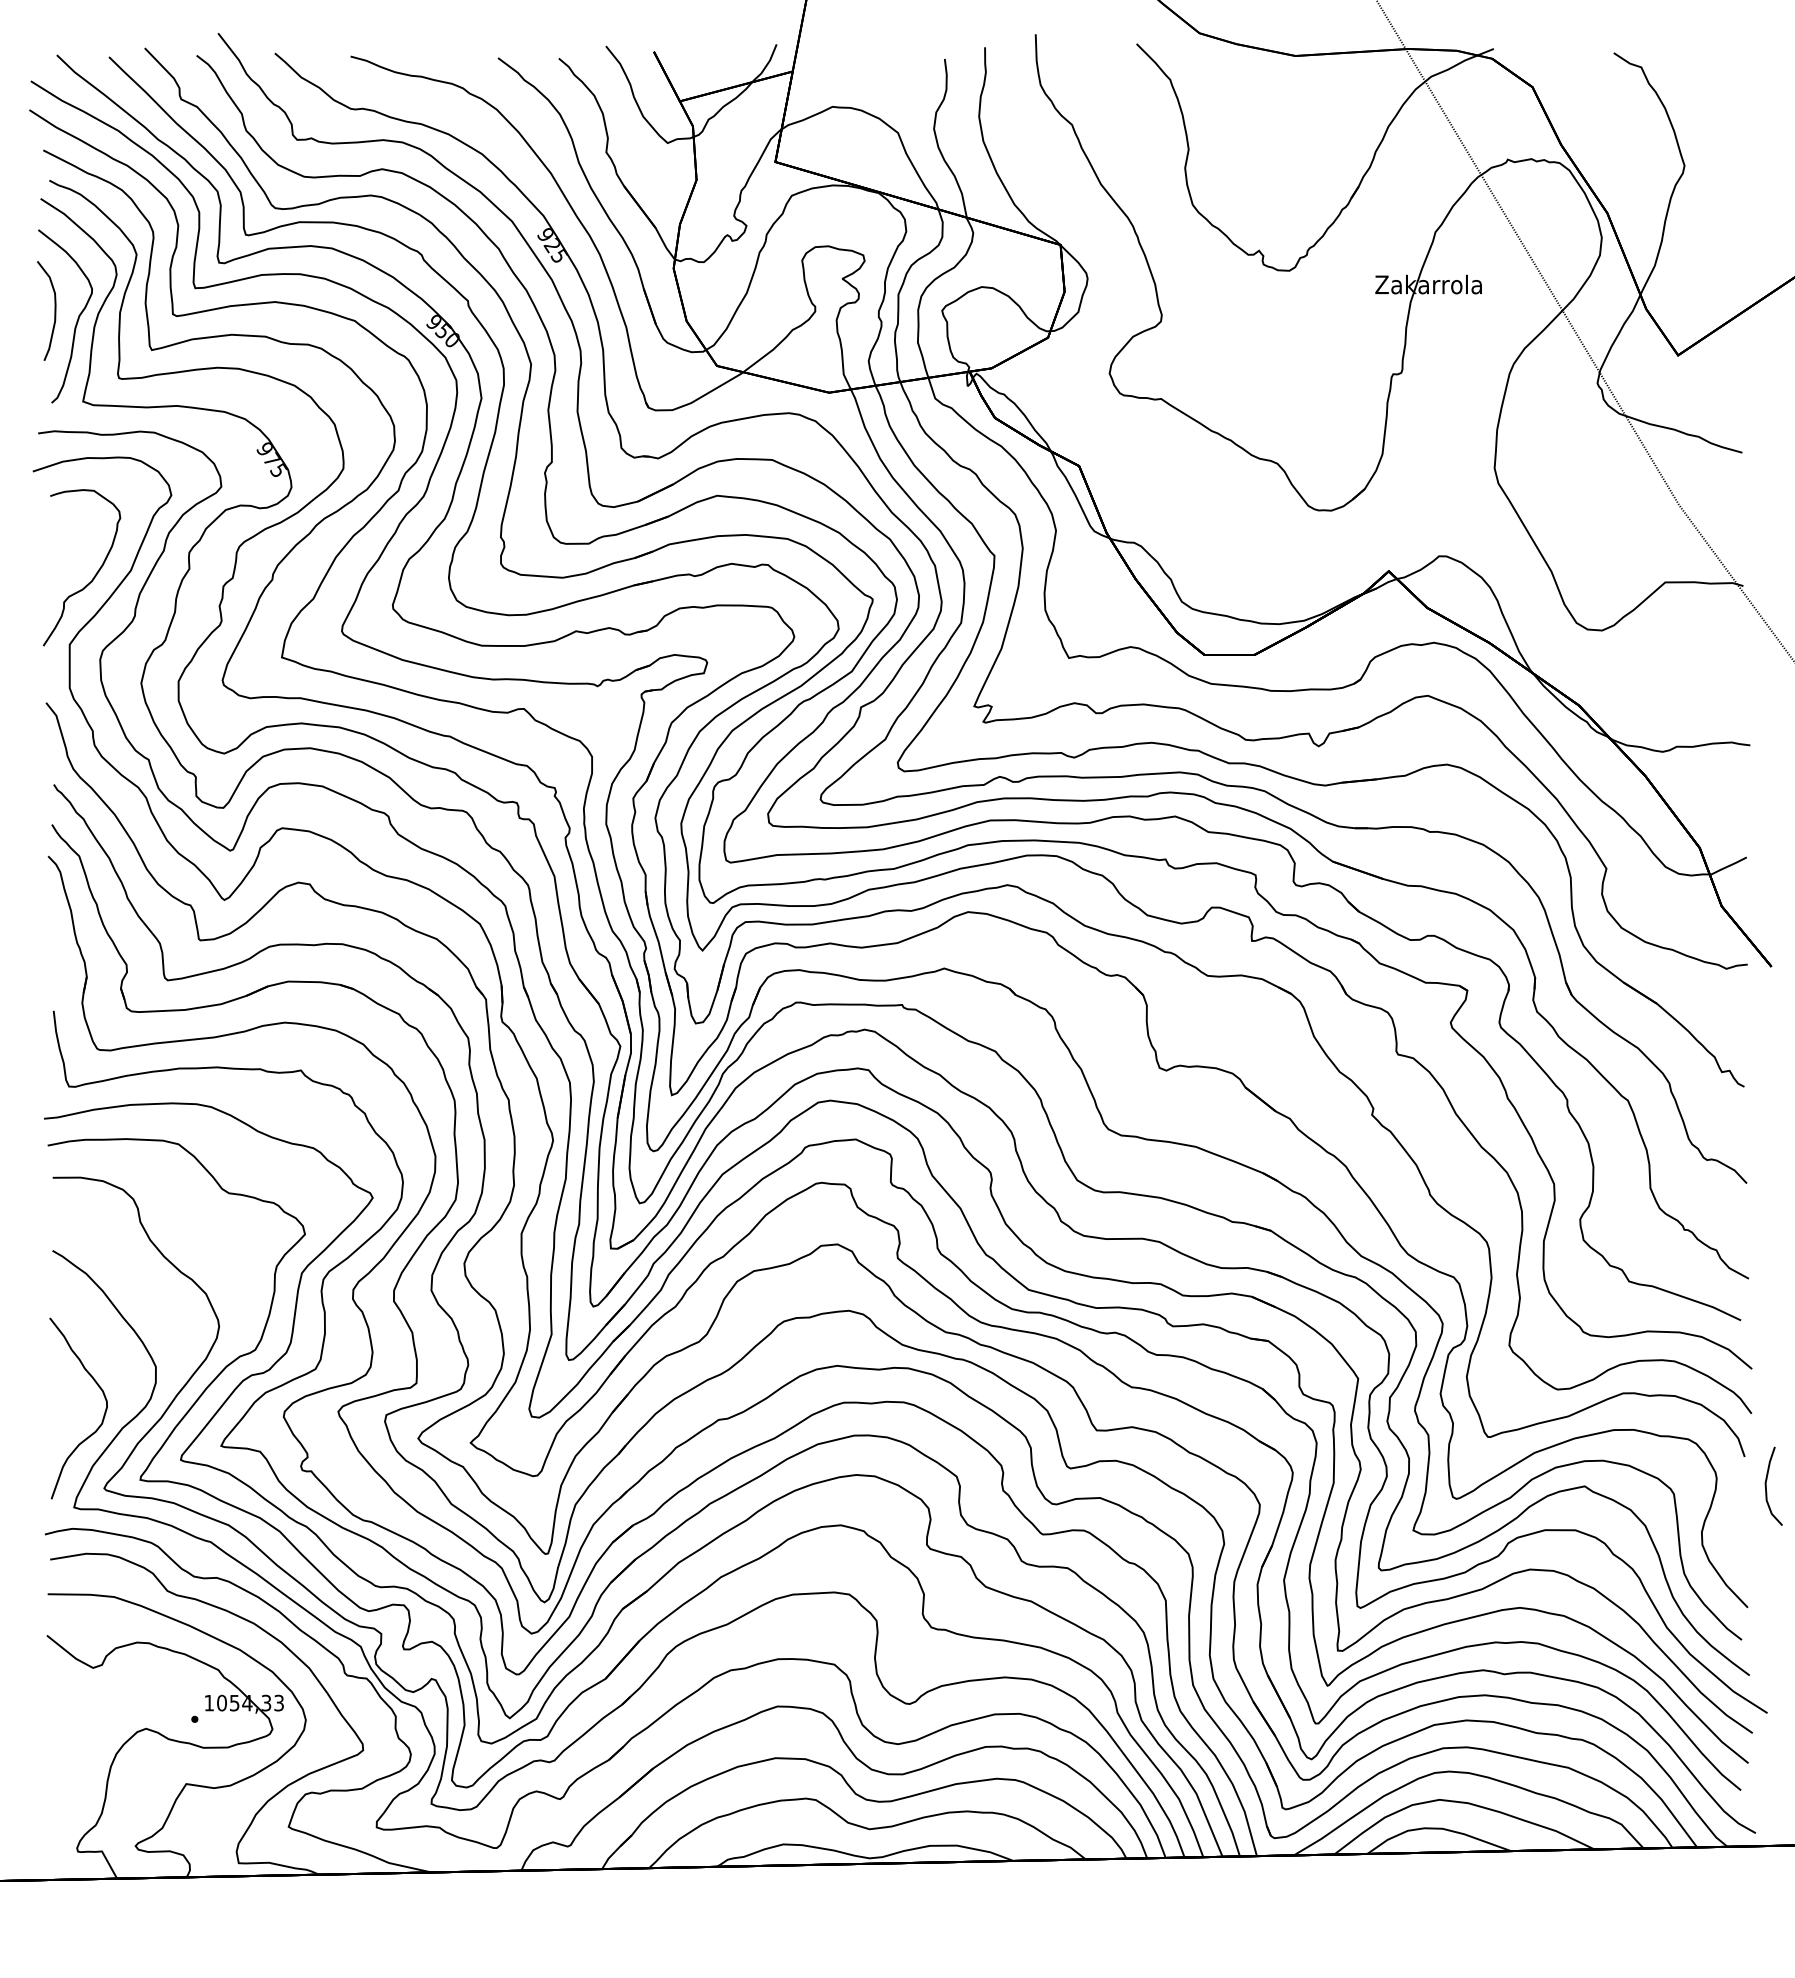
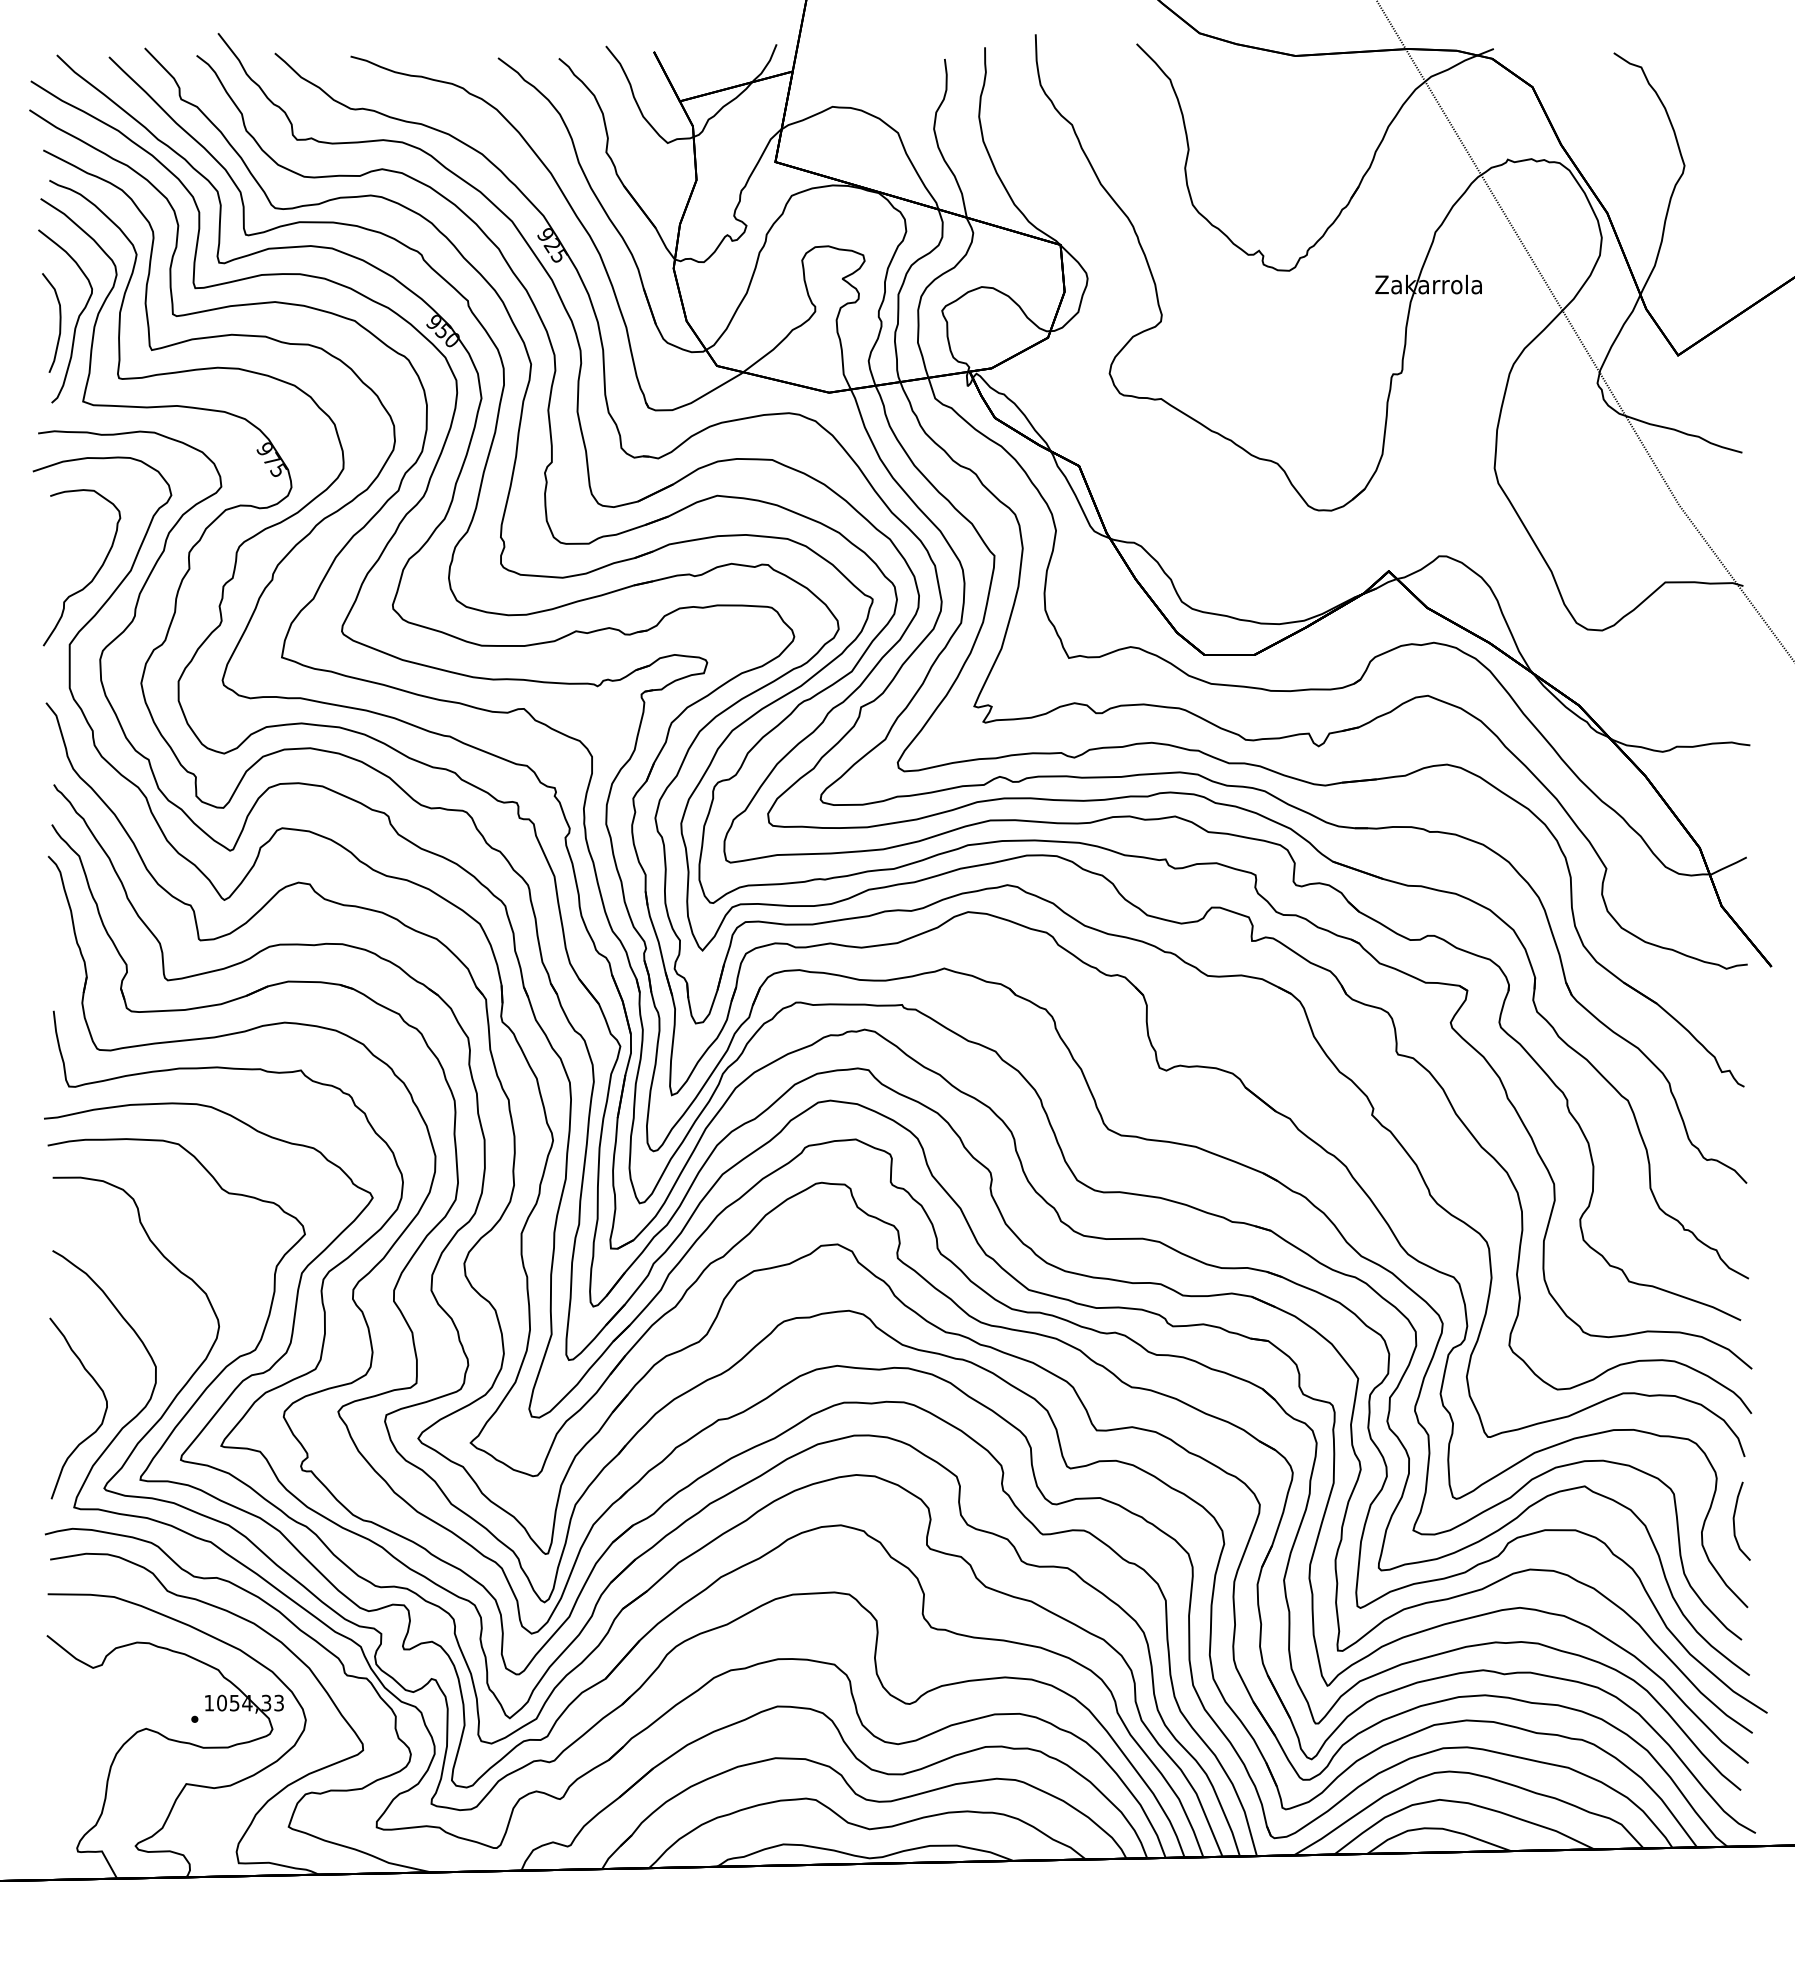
curve position: (54, 310) -> (59, 322) (59, 322)
curve position: (1766, 1485) -> (1734, 1520) (1734, 1520)
